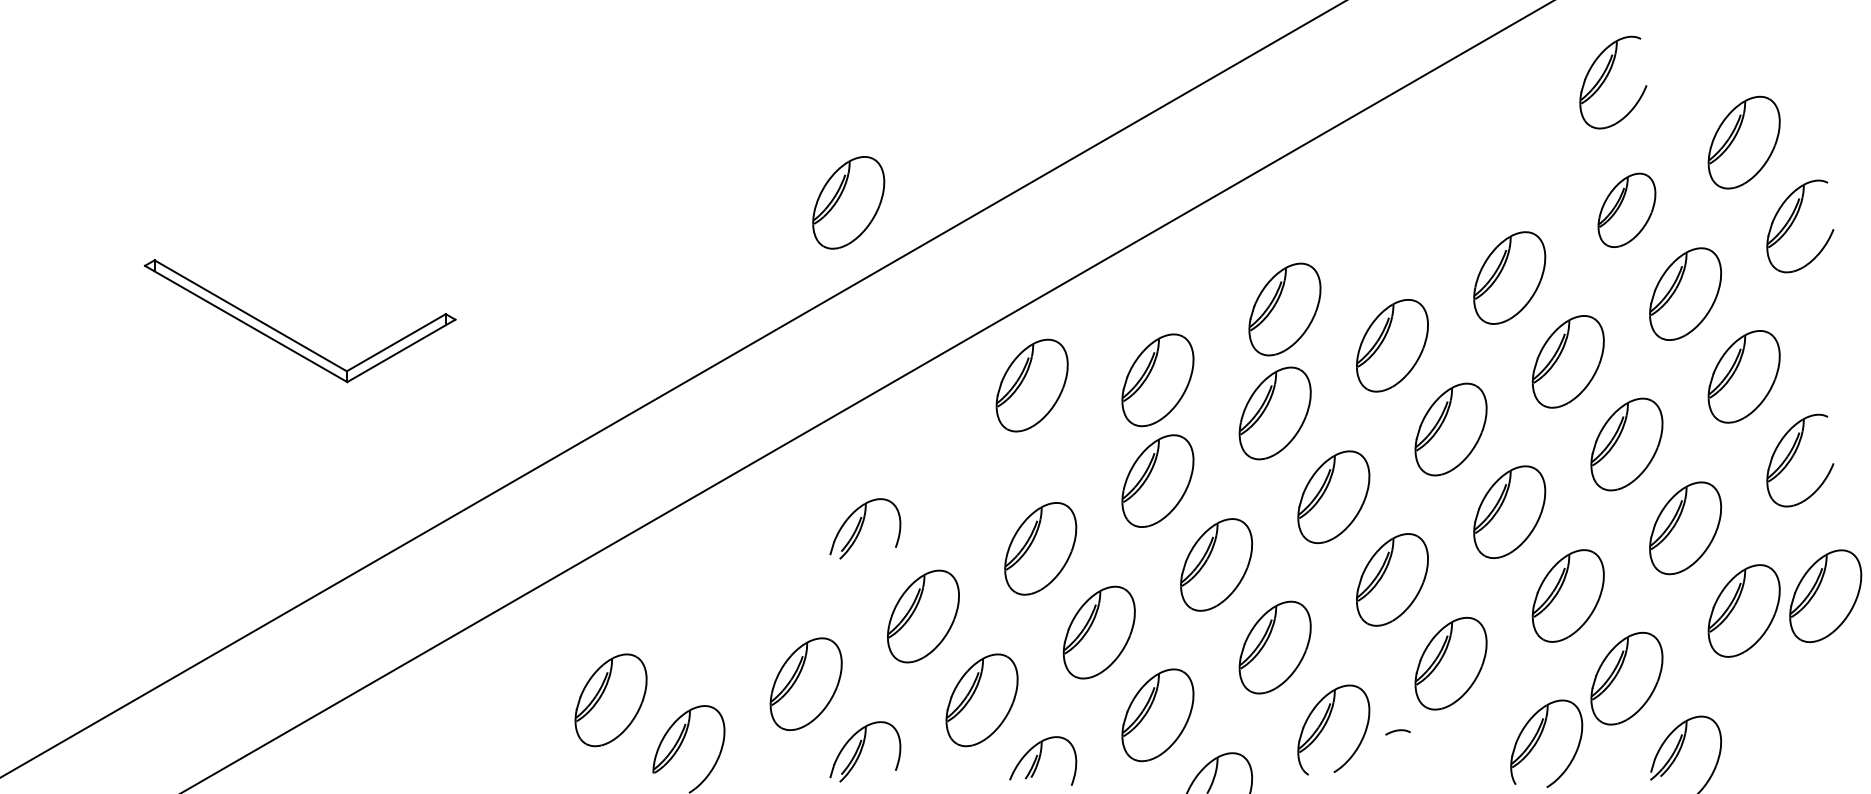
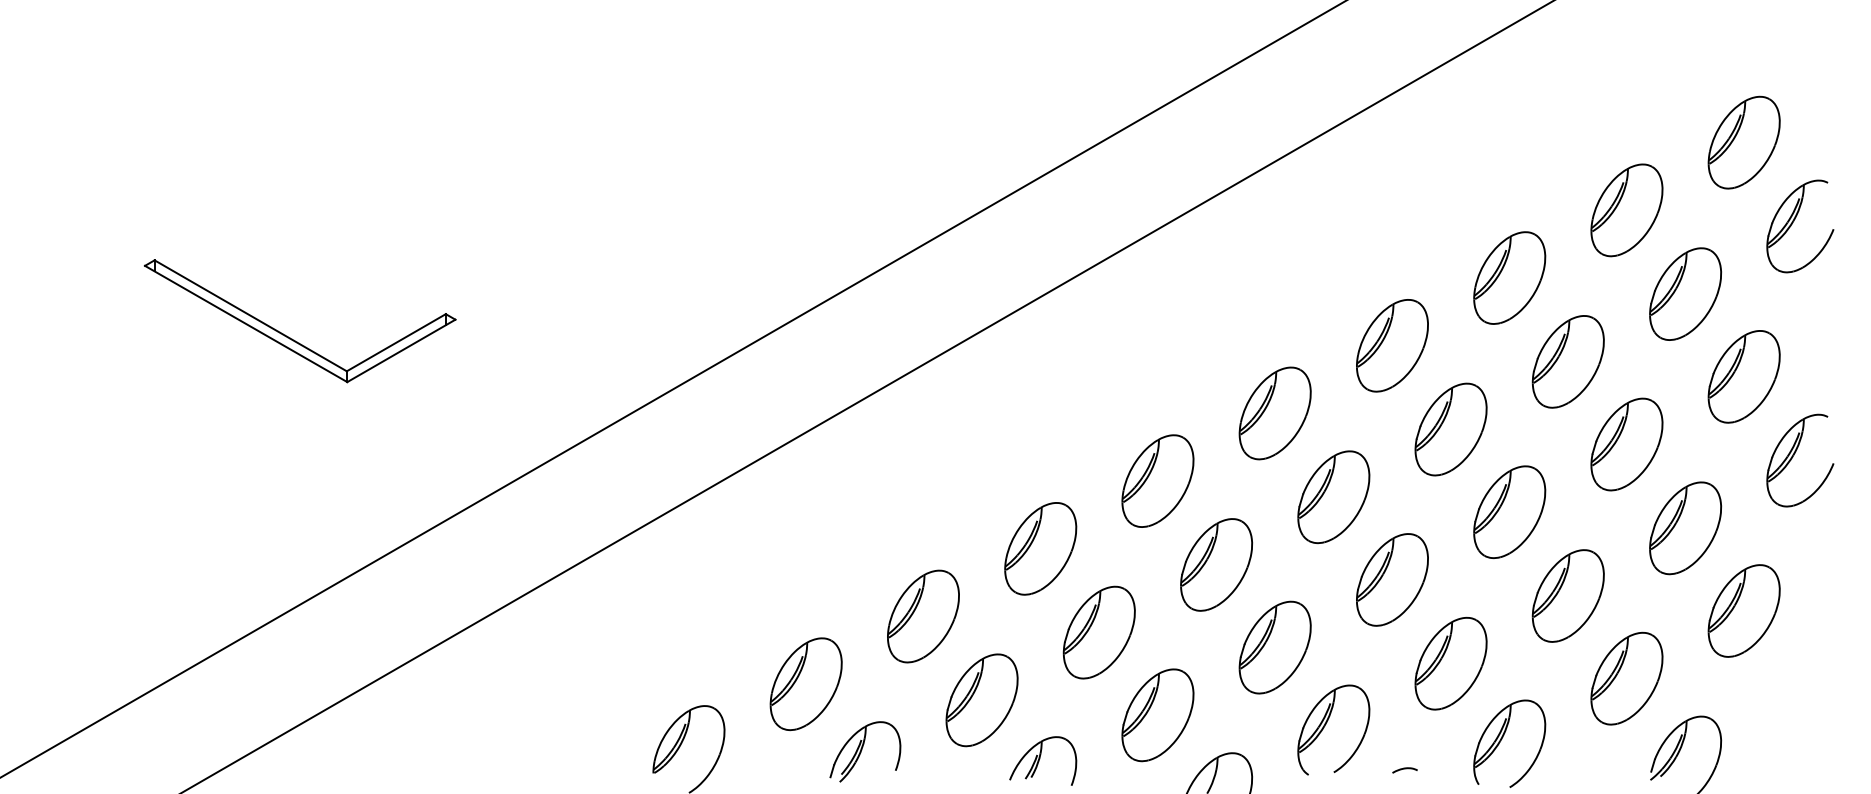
part: present -> none (1606, 79)
part: present -> none (848, 202)
part size: 60x76 px -> 74x95 px (1626, 210)
part: present -> none (1284, 309)
part: present -> none (1157, 380)
part: present -> none (1031, 385)
part: present -> none (865, 528)
part: present -> none (1825, 595)
part: present -> none (610, 700)
curve position: (1397, 731) -> (1404, 769) (1404, 769)
part position: (1539, 739) -> (1502, 739) (1502, 739)
